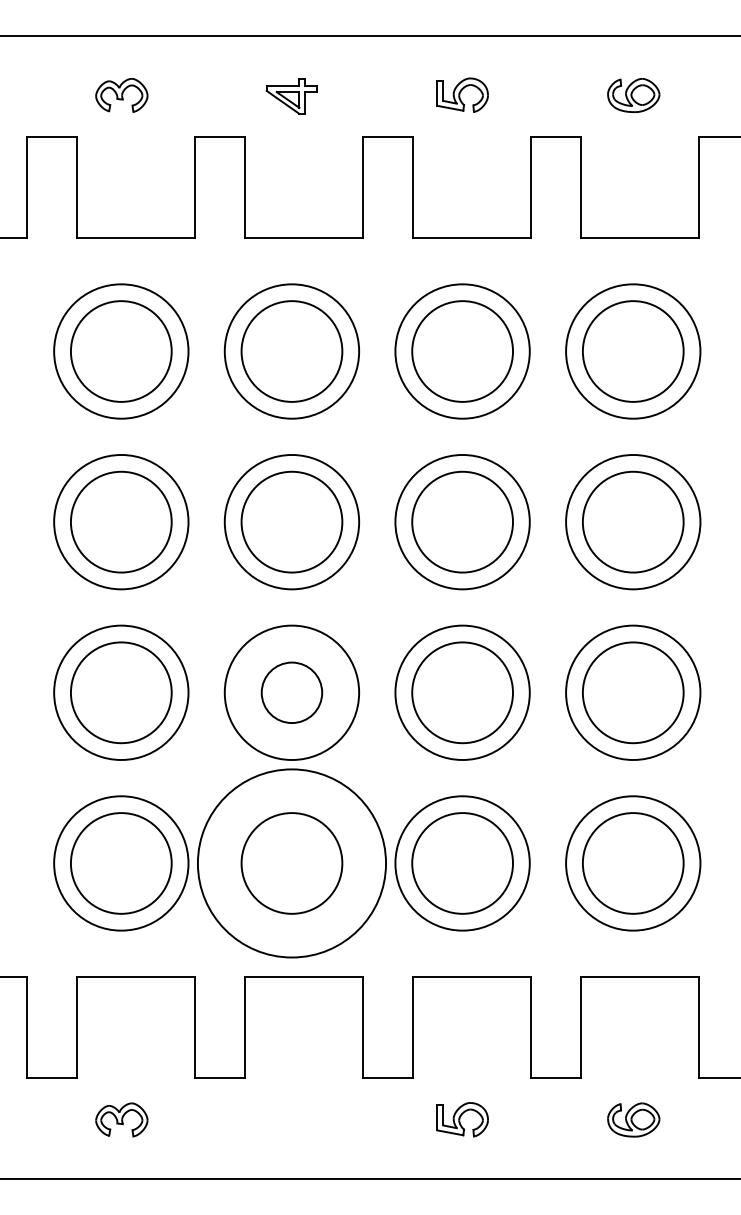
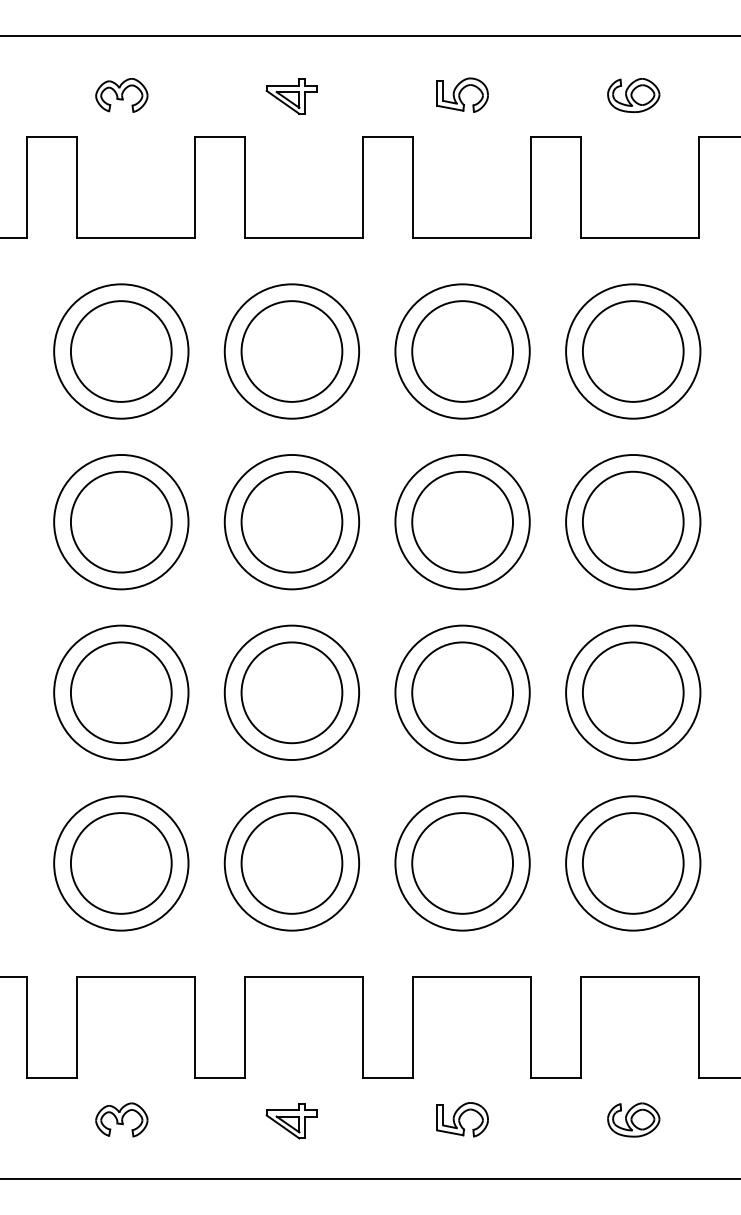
circle diameter: 60 px -> 101 px (291, 692)
circle diameter: 188 px -> 134 px (291, 863)
part: none -> present (291, 1121)
